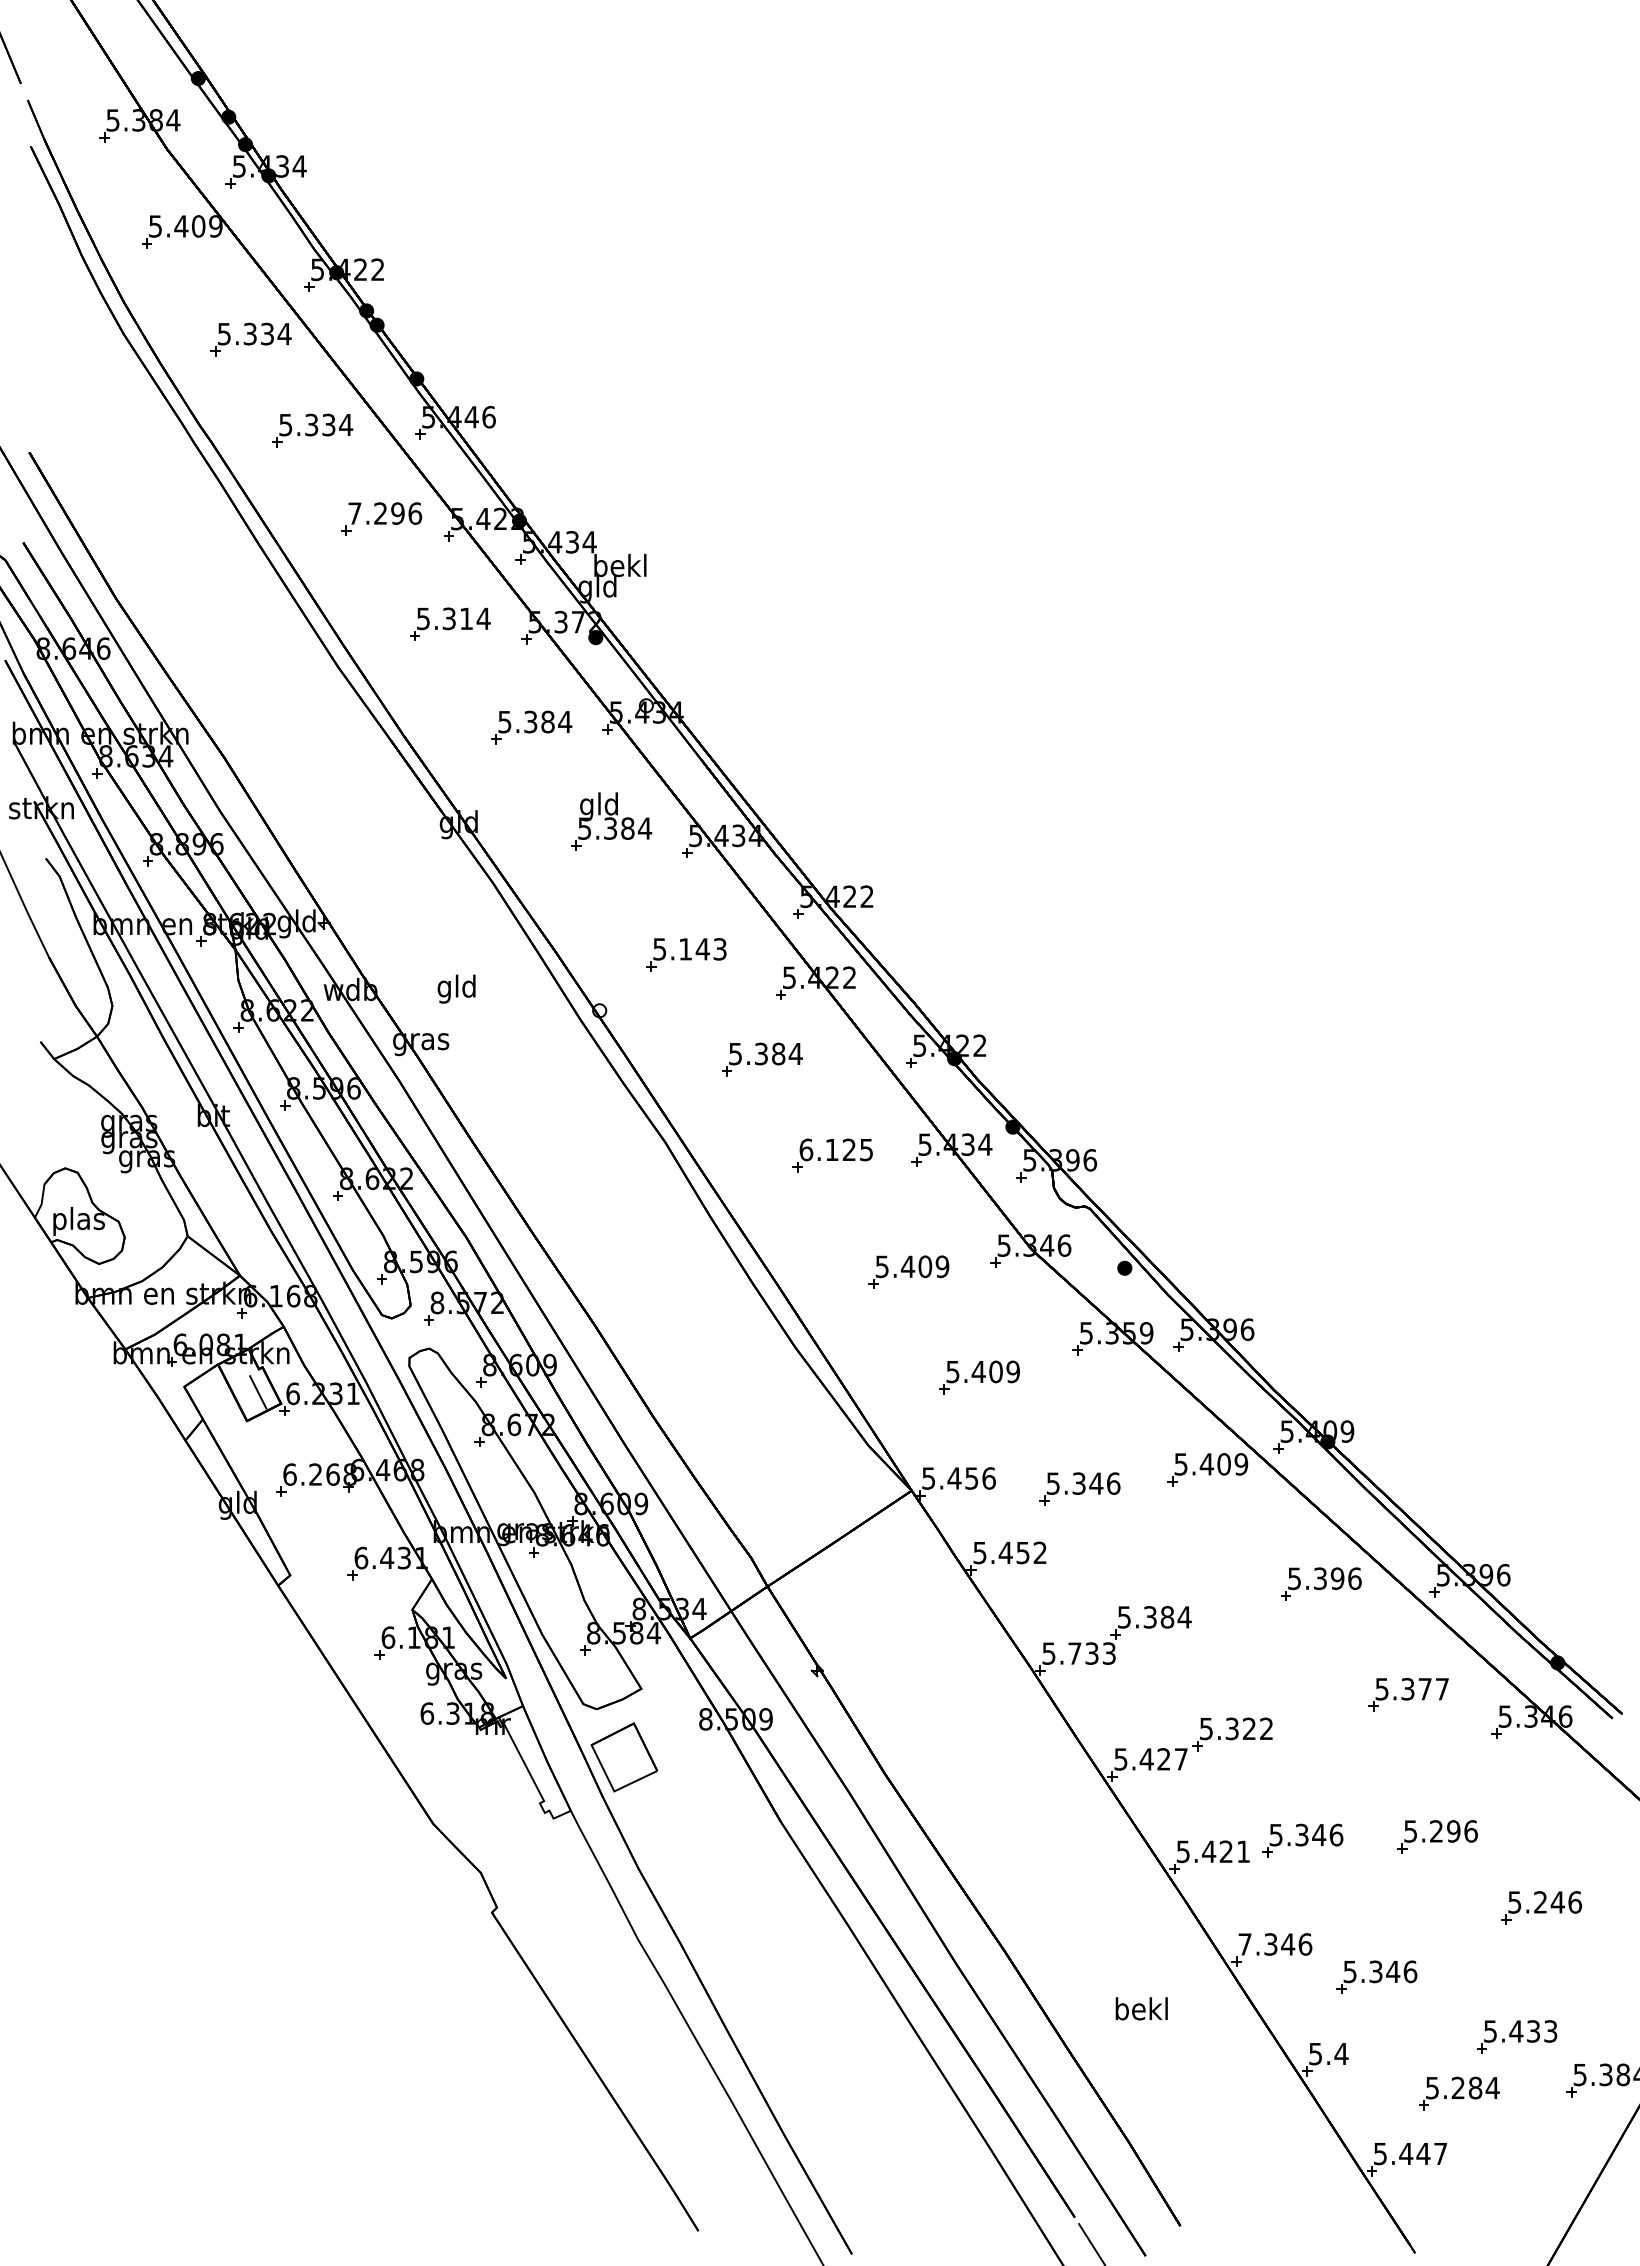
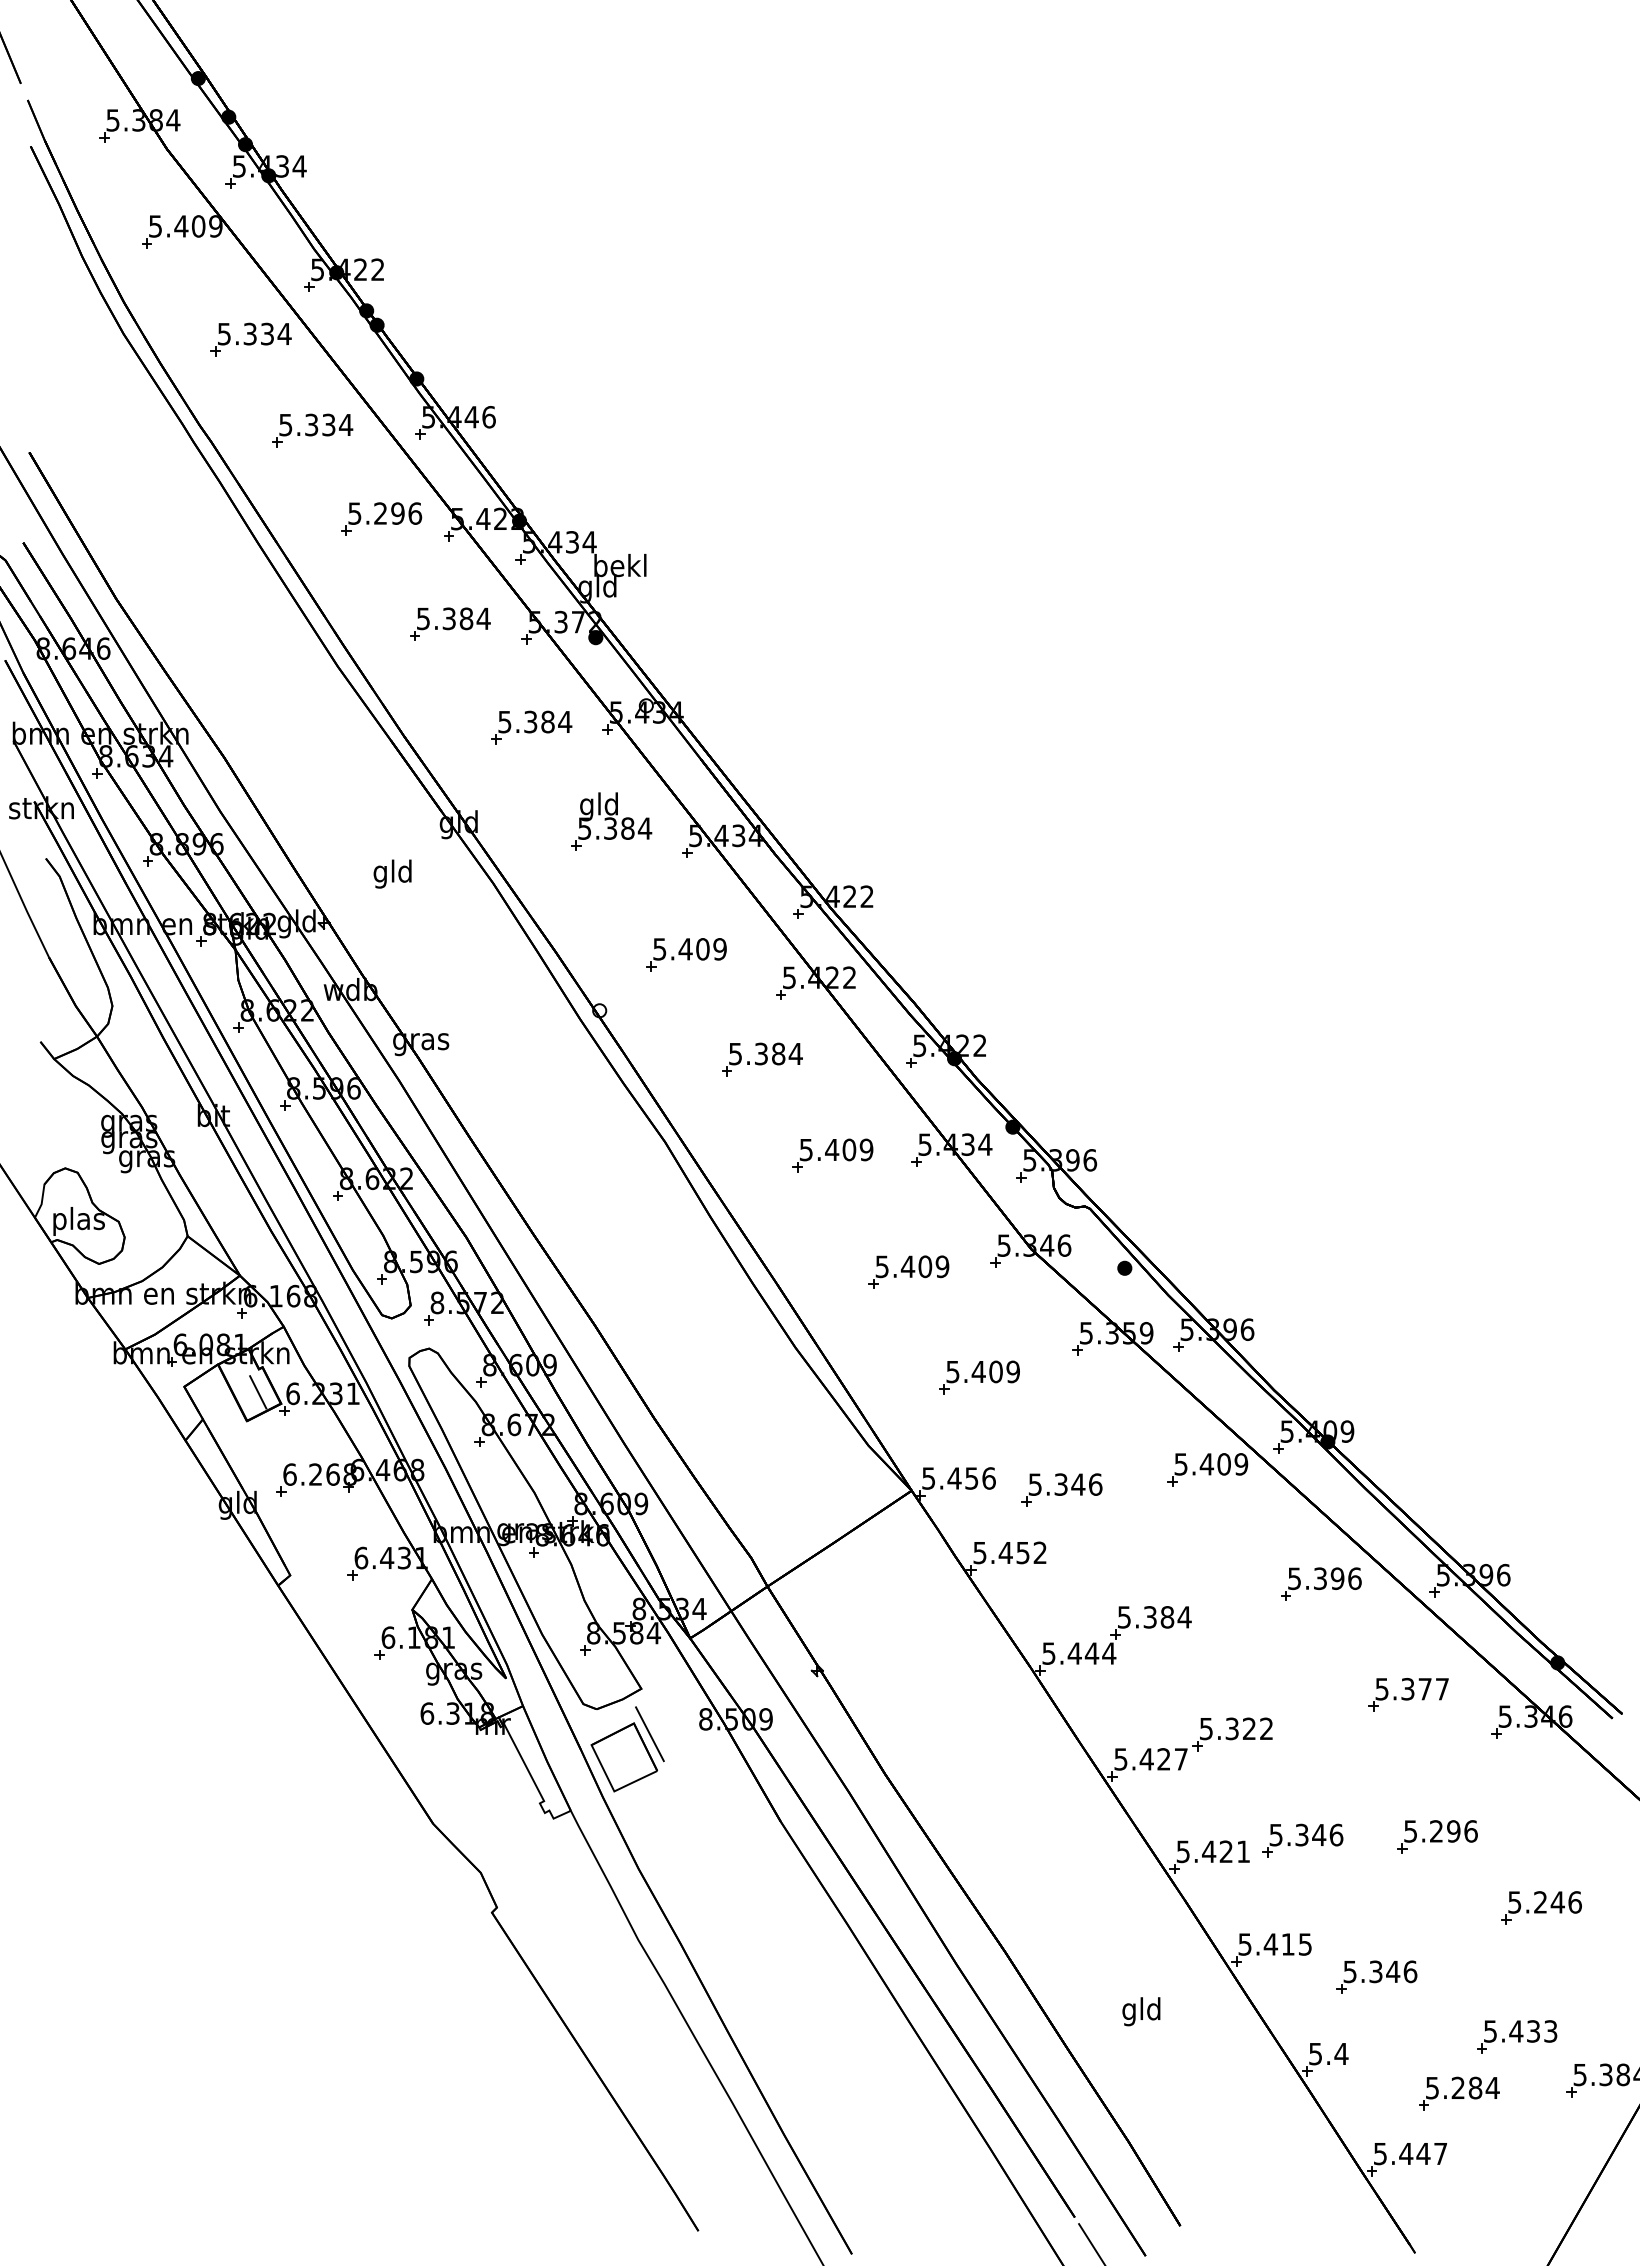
text: 7.296 -> 5.296 (354, 513)
text: 5.314 -> 5.384 (466, 618)
text: 5.143 -> 5.409 (702, 949)
text position: (456, 988) -> (392, 873) (392, 873)
text: 6.125 -> 5.409 (836, 1149)
part position: (1079, 1488) -> (1061, 1489) (1061, 1489)
text: 5.733 -> 5.444 (1091, 1653)
line: none -> present (649, 1734)
text: 7.346 -> 5.415 (1275, 1944)
text: bekl -> gld (1141, 2011)
